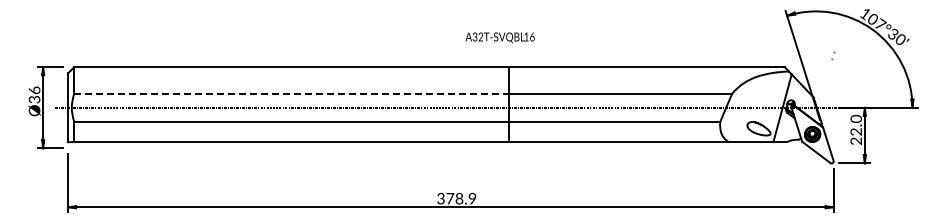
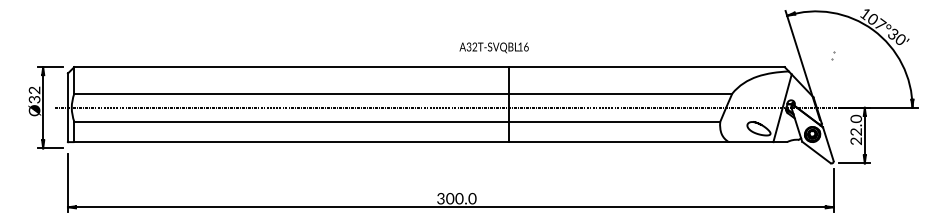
text position: (499, 37) -> (493, 47) (493, 47)
text: Ø36 -> Ø32 (34, 90)
line: dashed -> solid (291, 93)
text: 378.9 -> 300.0 (461, 198)
